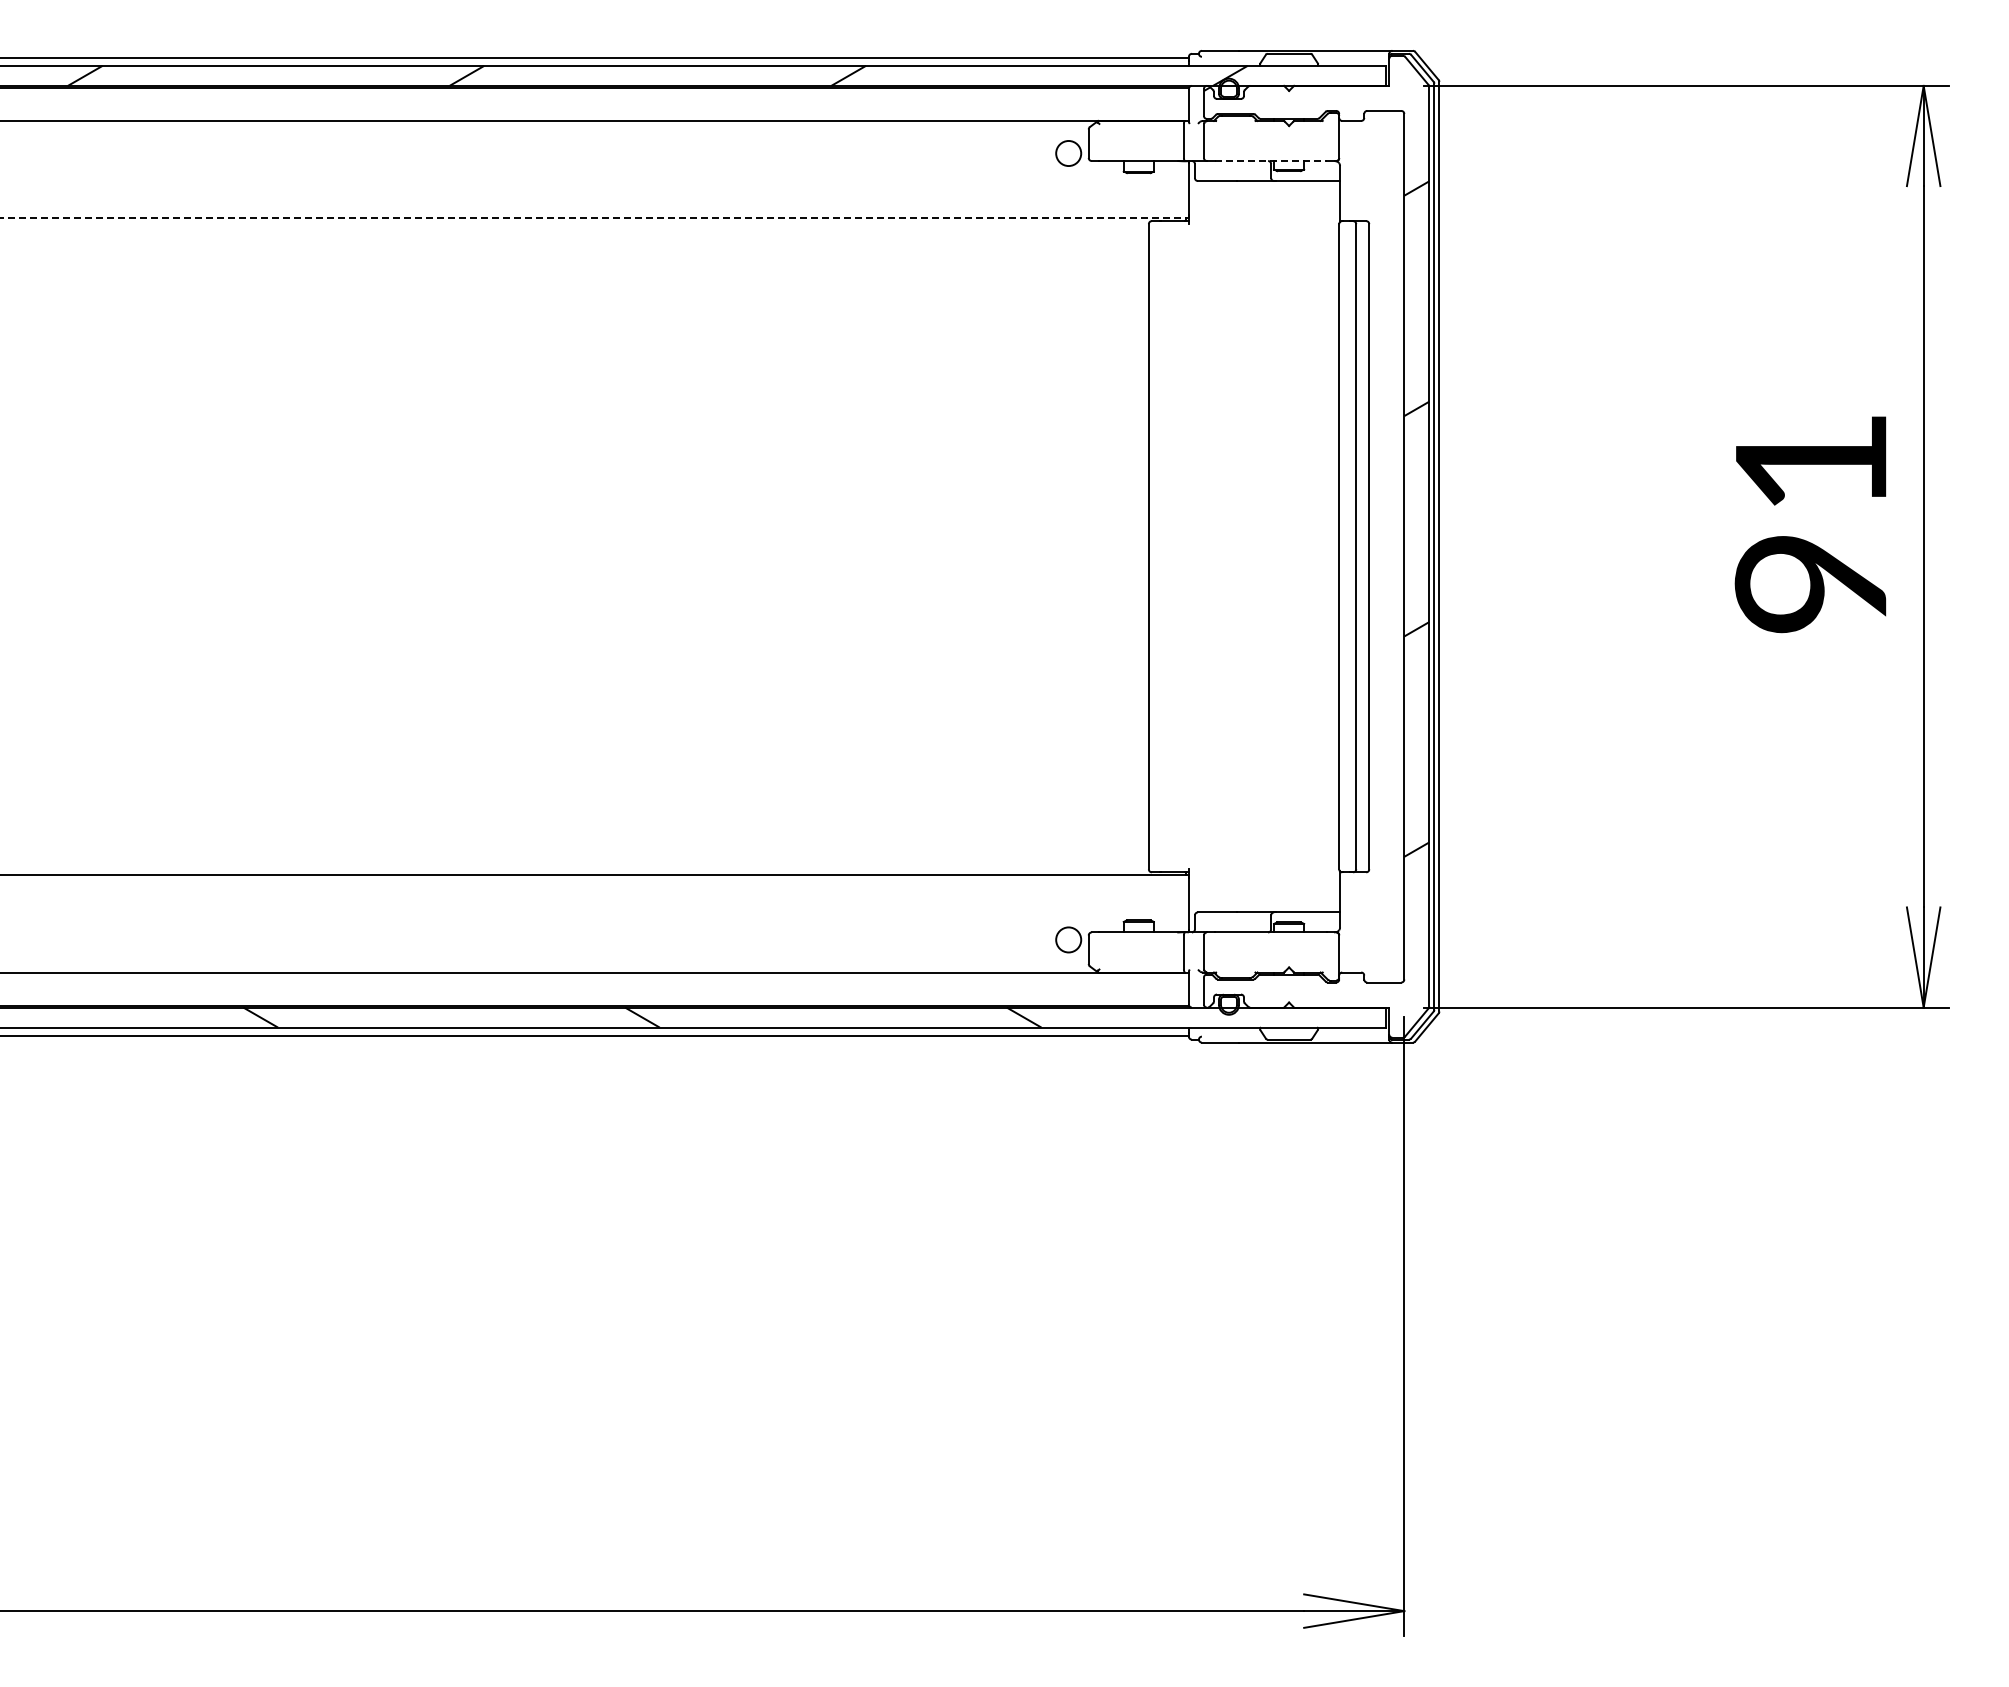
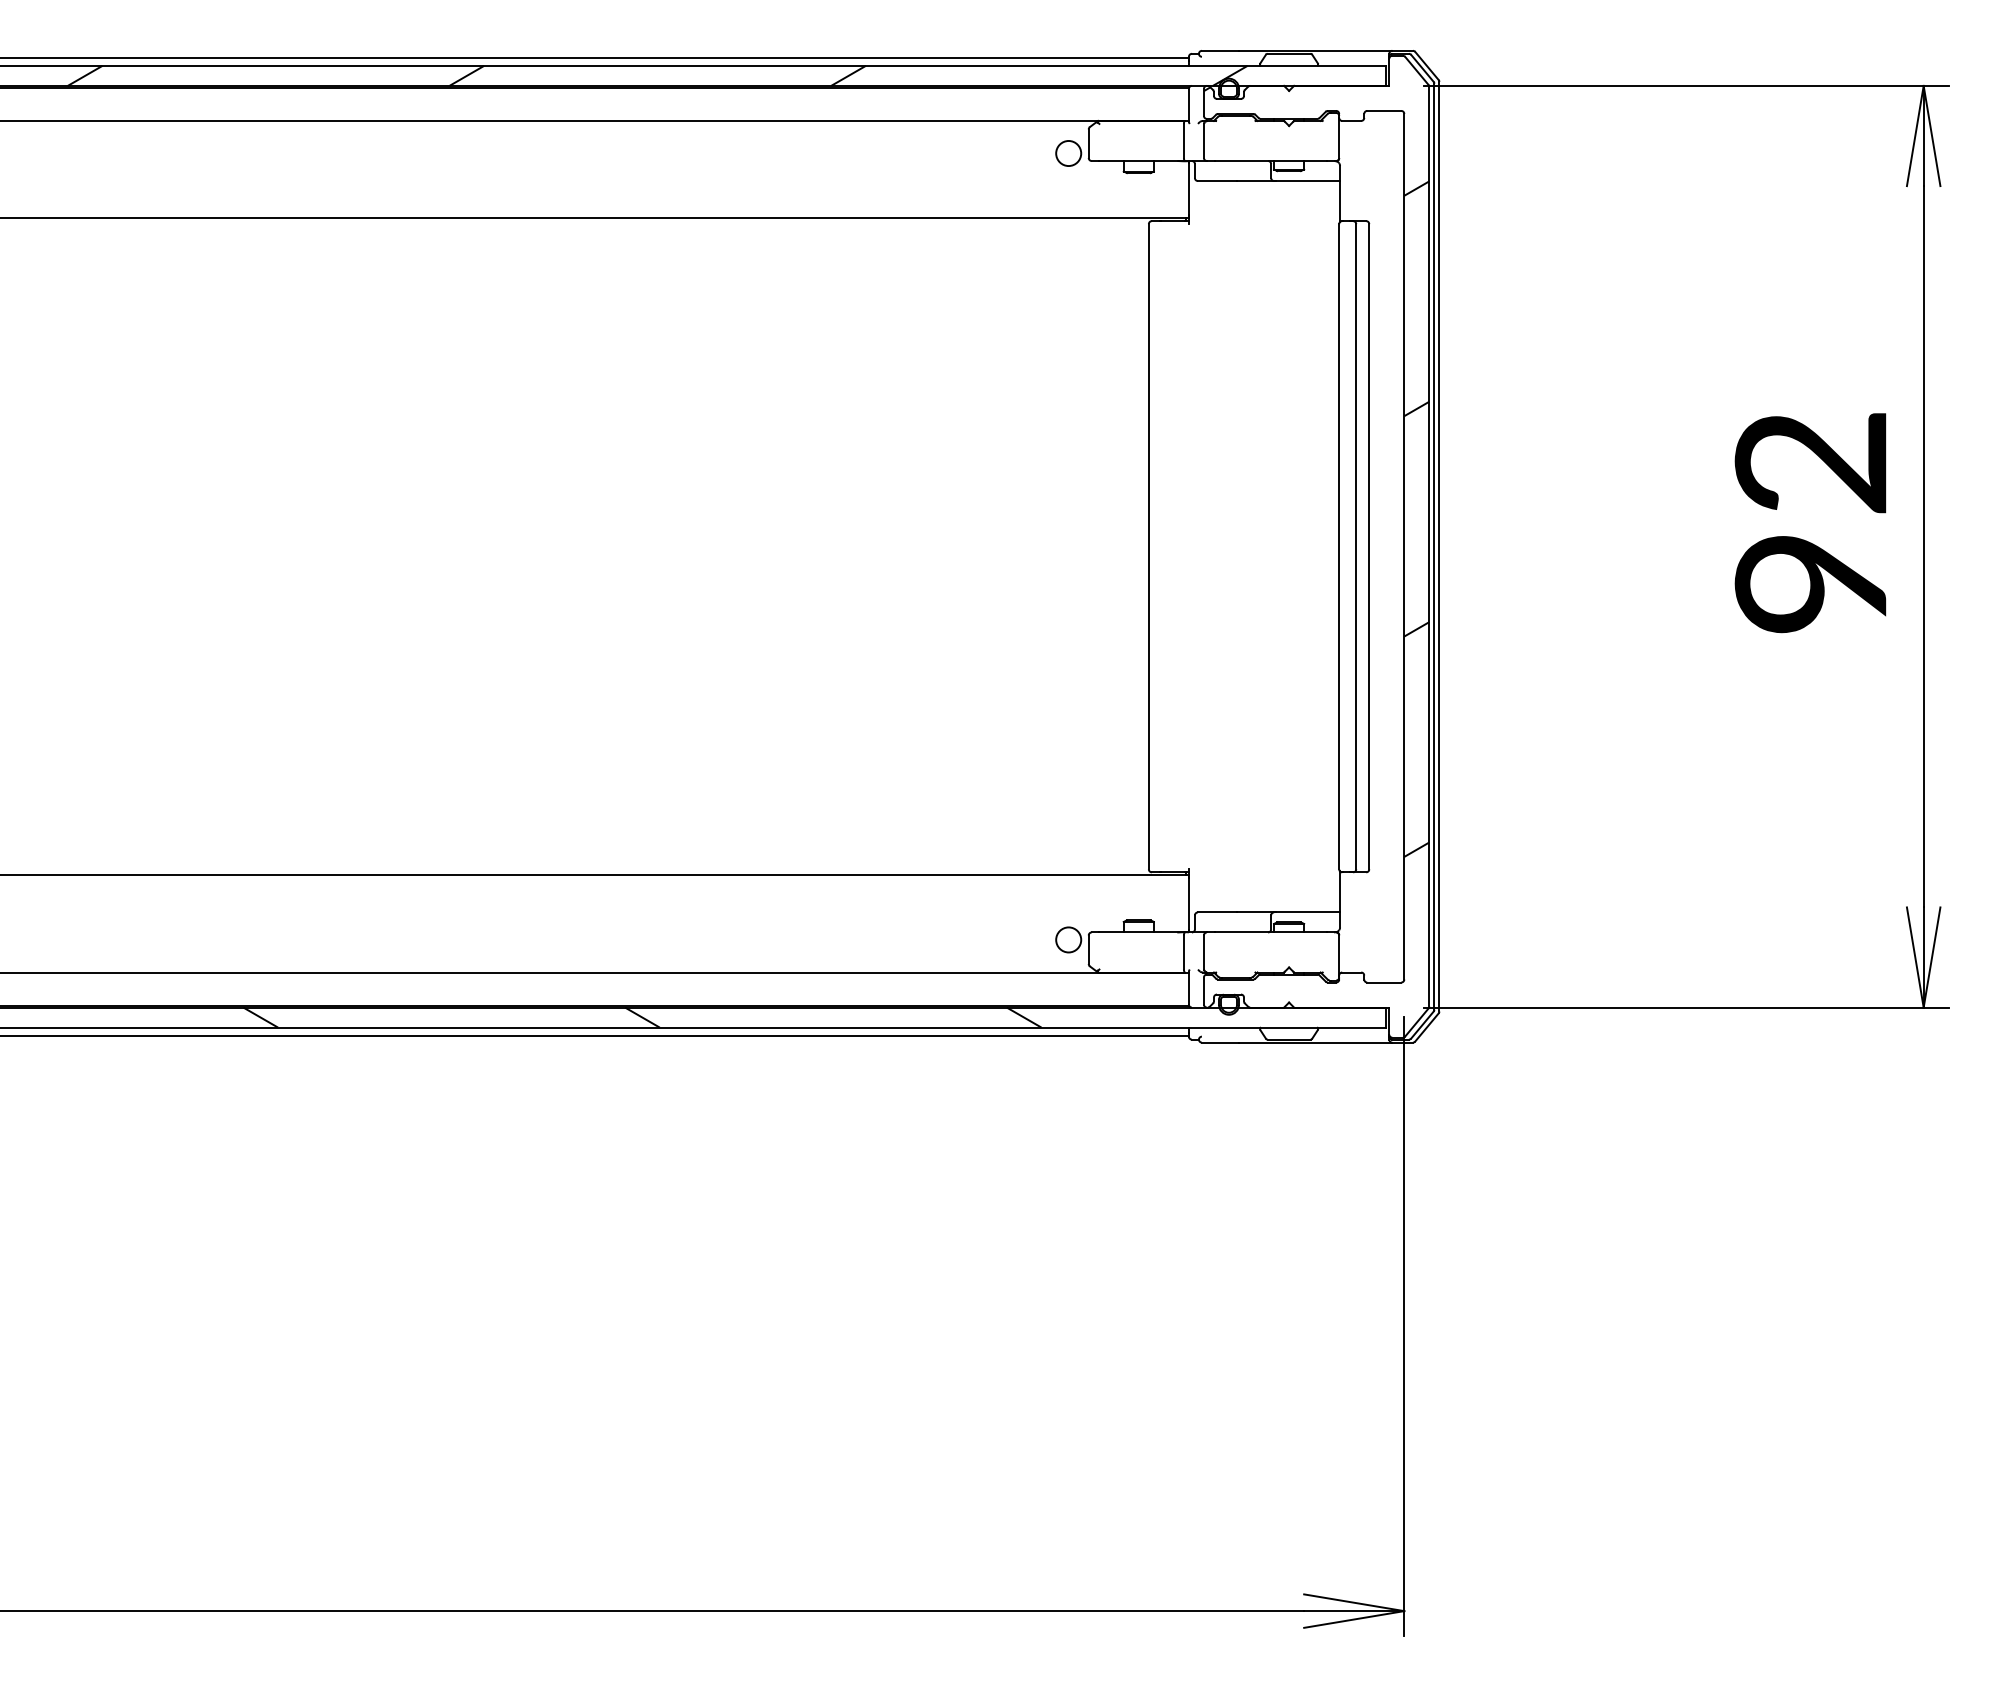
line: dashed -> solid (1271, 161)
line: dashed -> solid (594, 218)
text: 91 -> 92 (1810, 463)
